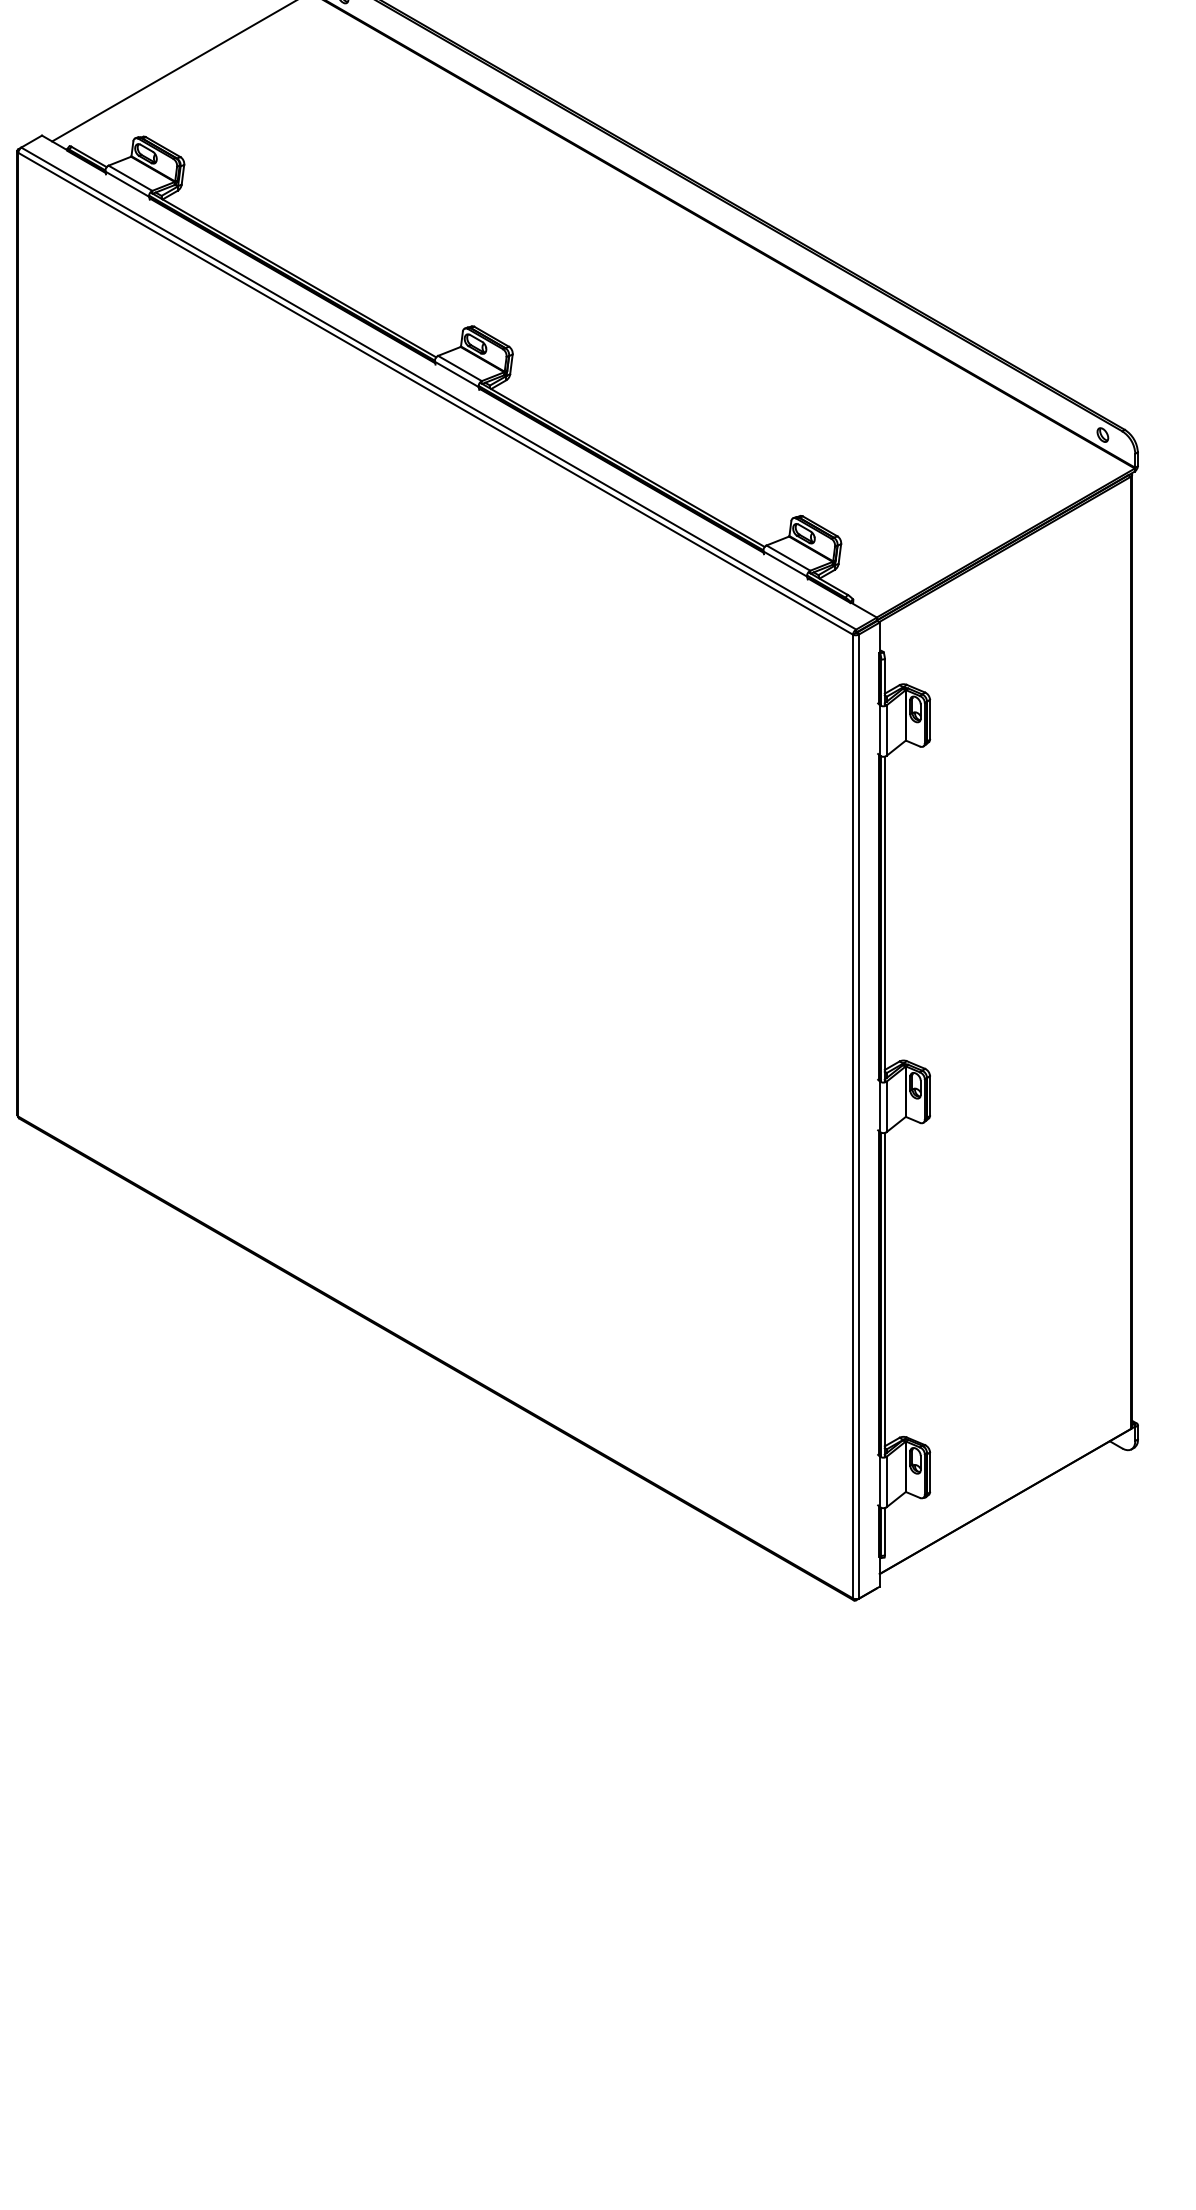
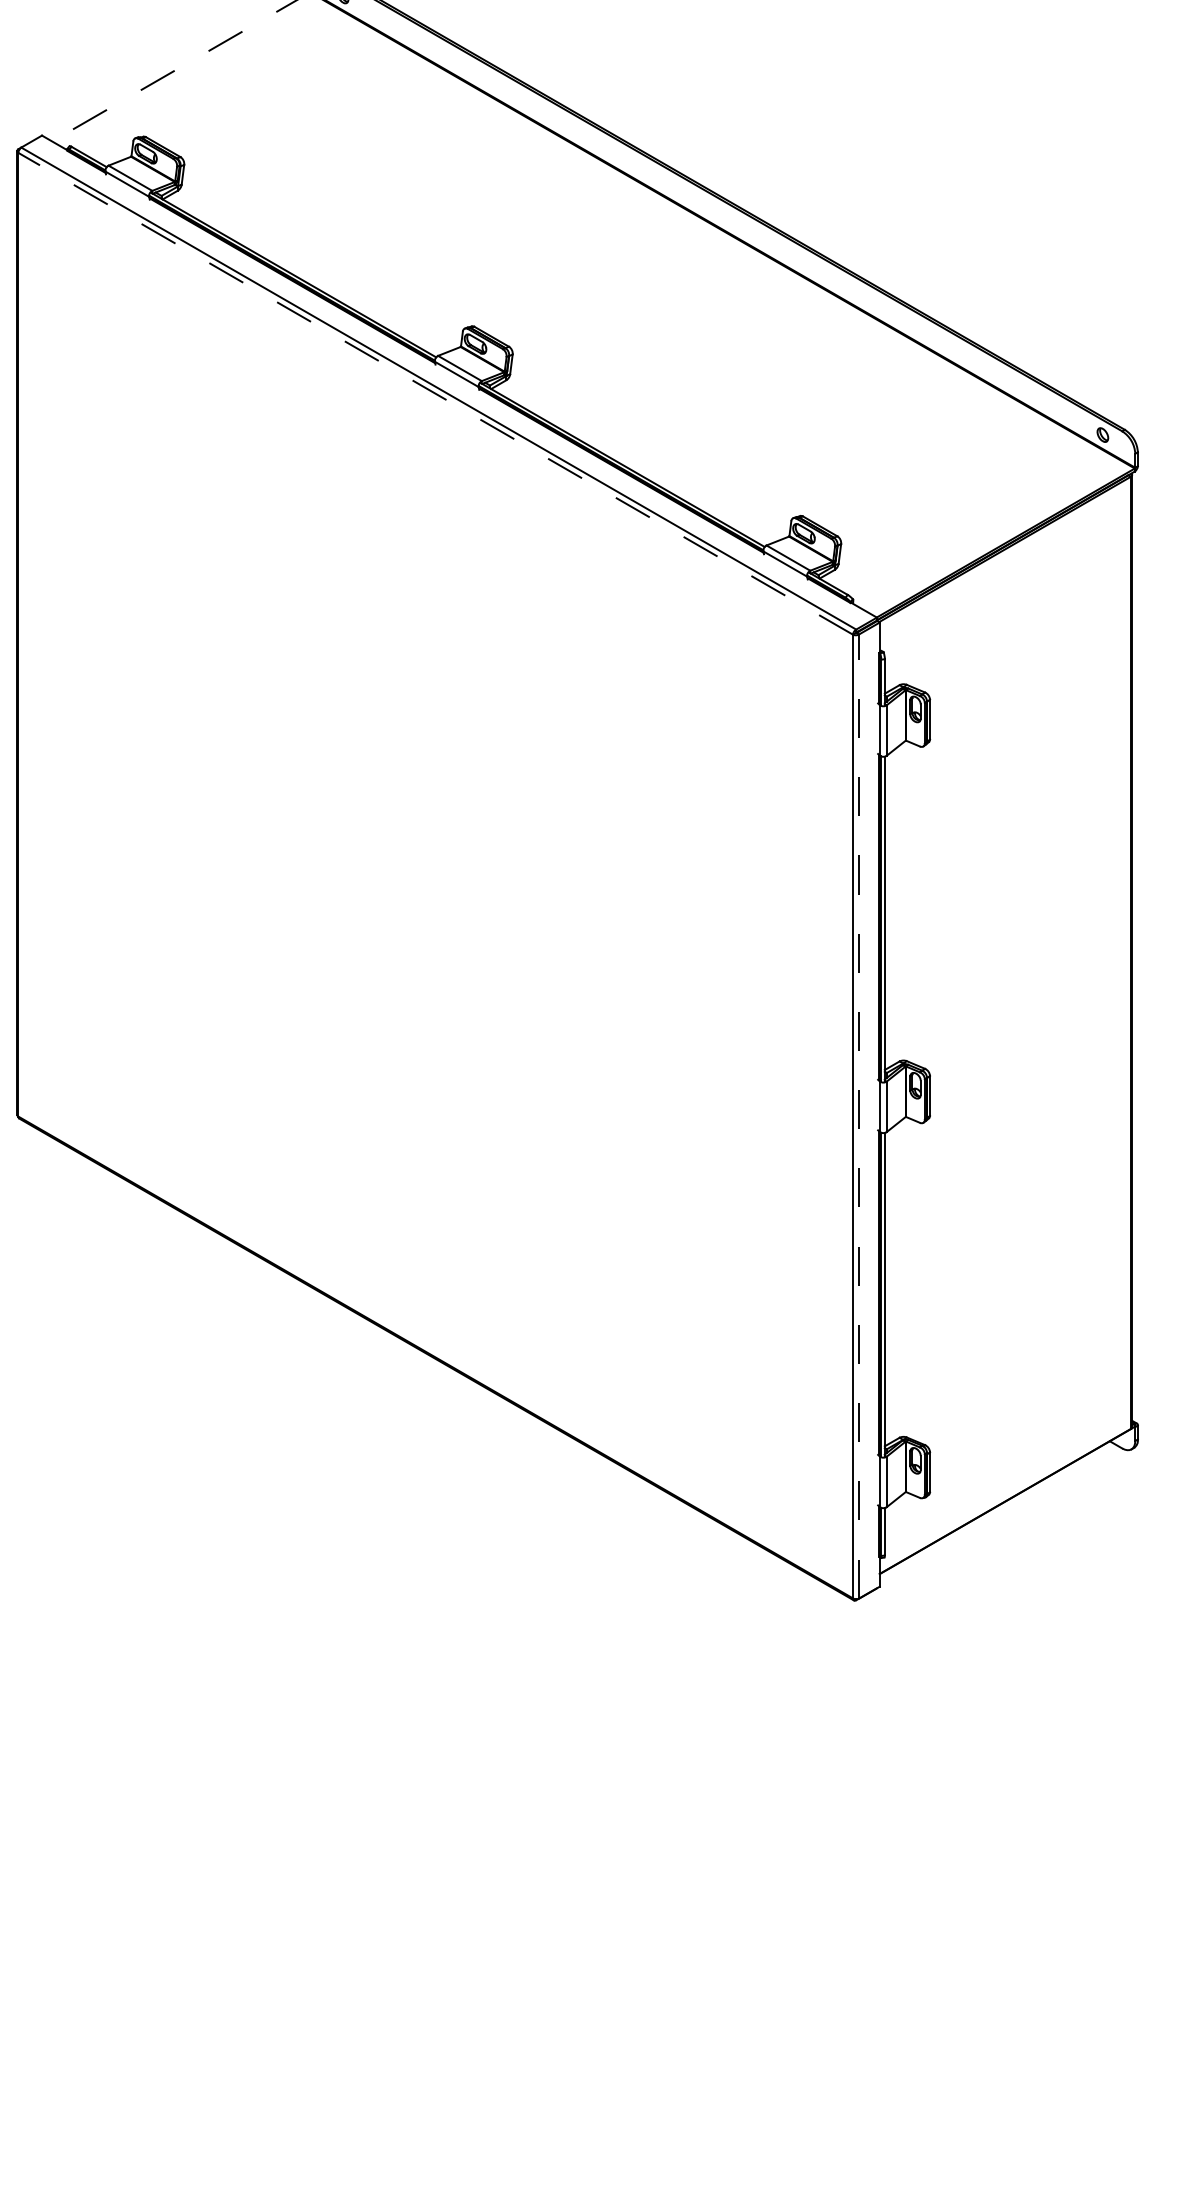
line: solid -> dashed (174, 71)
line: solid -> dashed (435, 393)
line: solid -> dashed (859, 1116)
